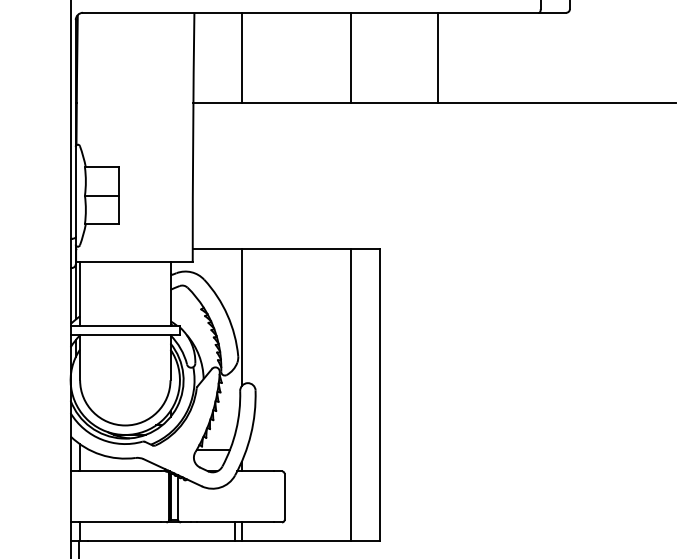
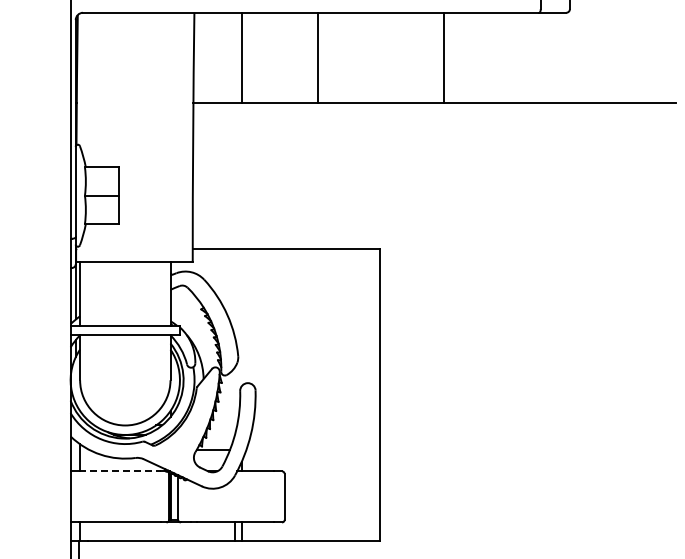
line position: (351, 57) -> (318, 57) (318, 57)
line position: (437, 57) -> (443, 57) (443, 57)
line: present -> none (241, 317)
line: present -> none (351, 394)
line: solid -> dashed (120, 471)
